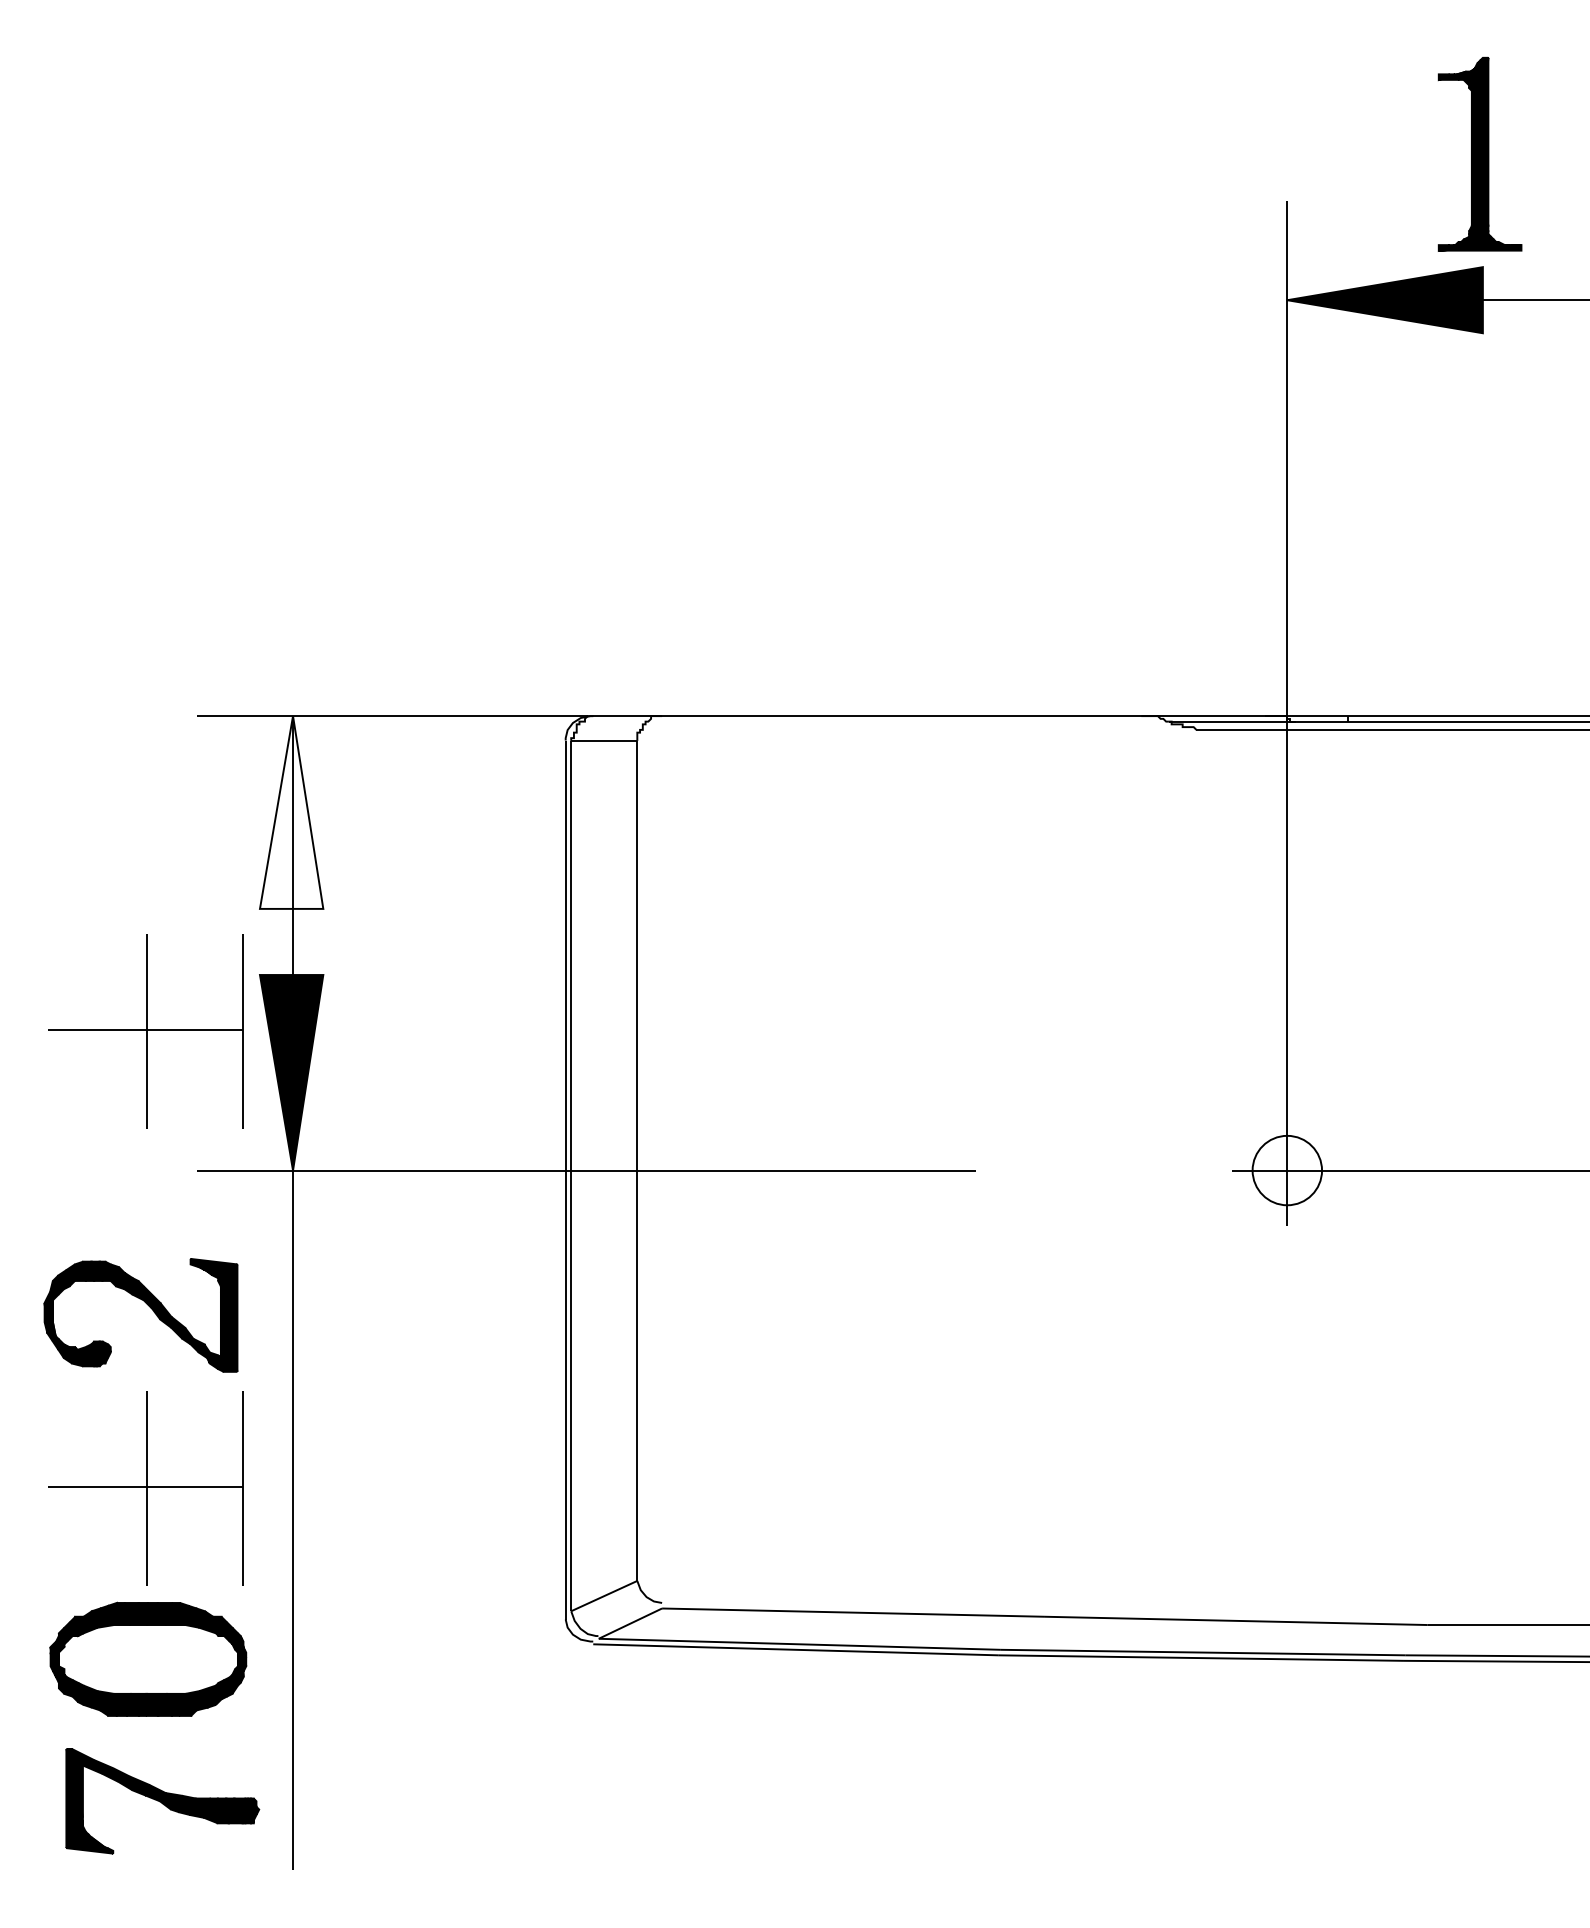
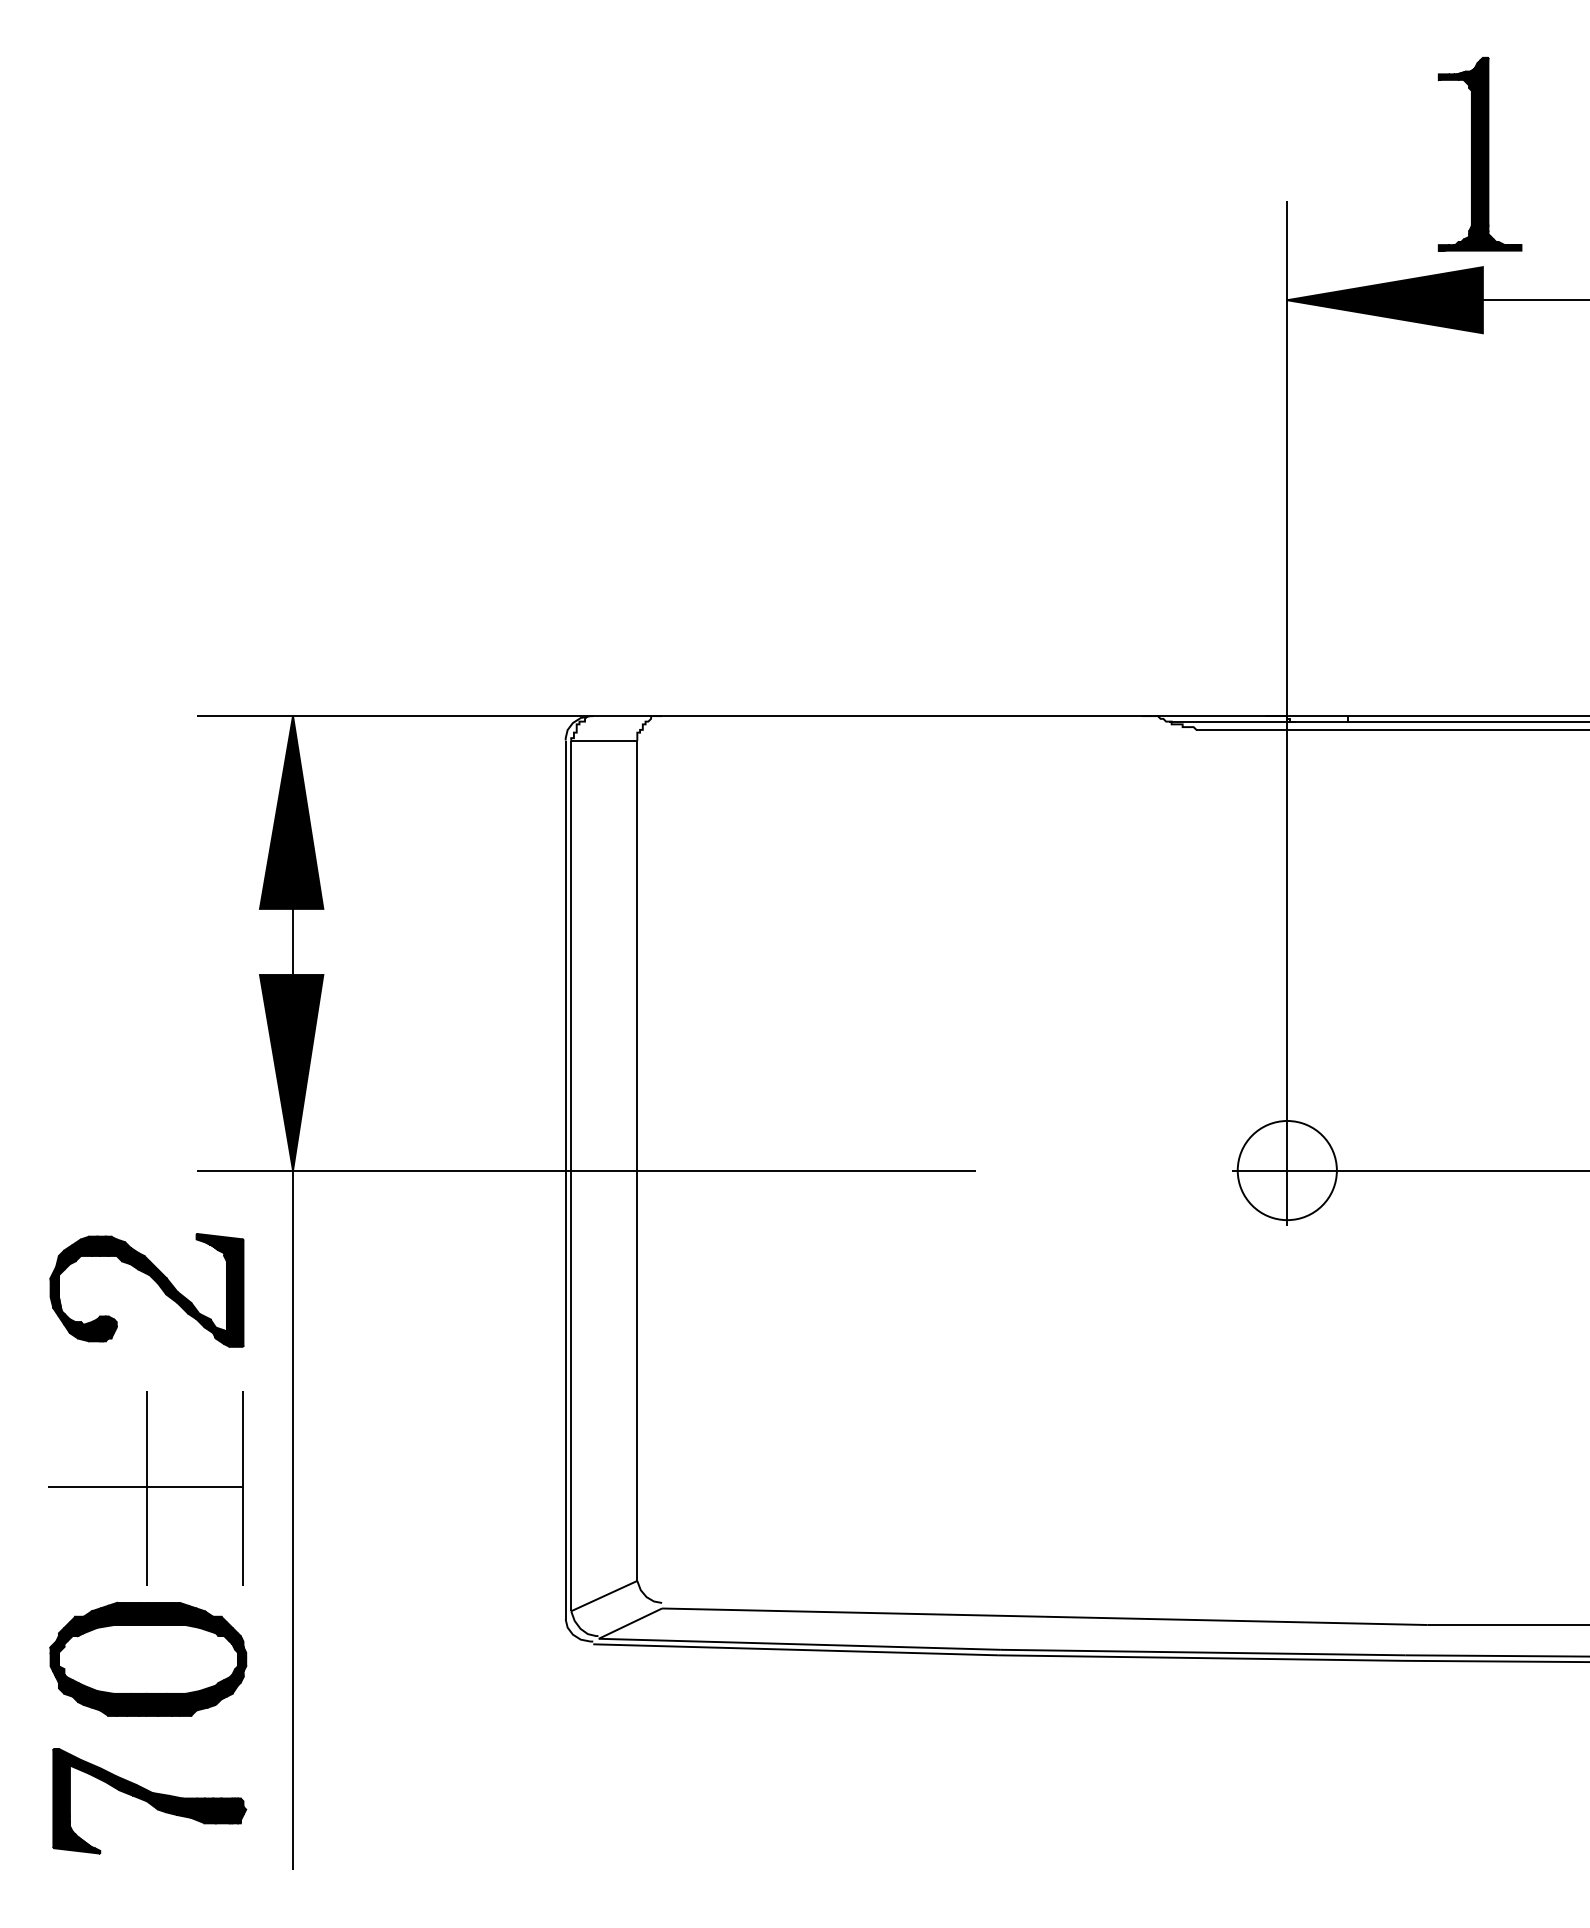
fill: none -> present (291, 812)
part: present -> none (145, 1031)
circle diameter: 69 px -> 99 px (1286, 1170)
part position: (148, 1306) -> (154, 1281) (154, 1281)
part position: (162, 1801) -> (149, 1801) (149, 1801)
